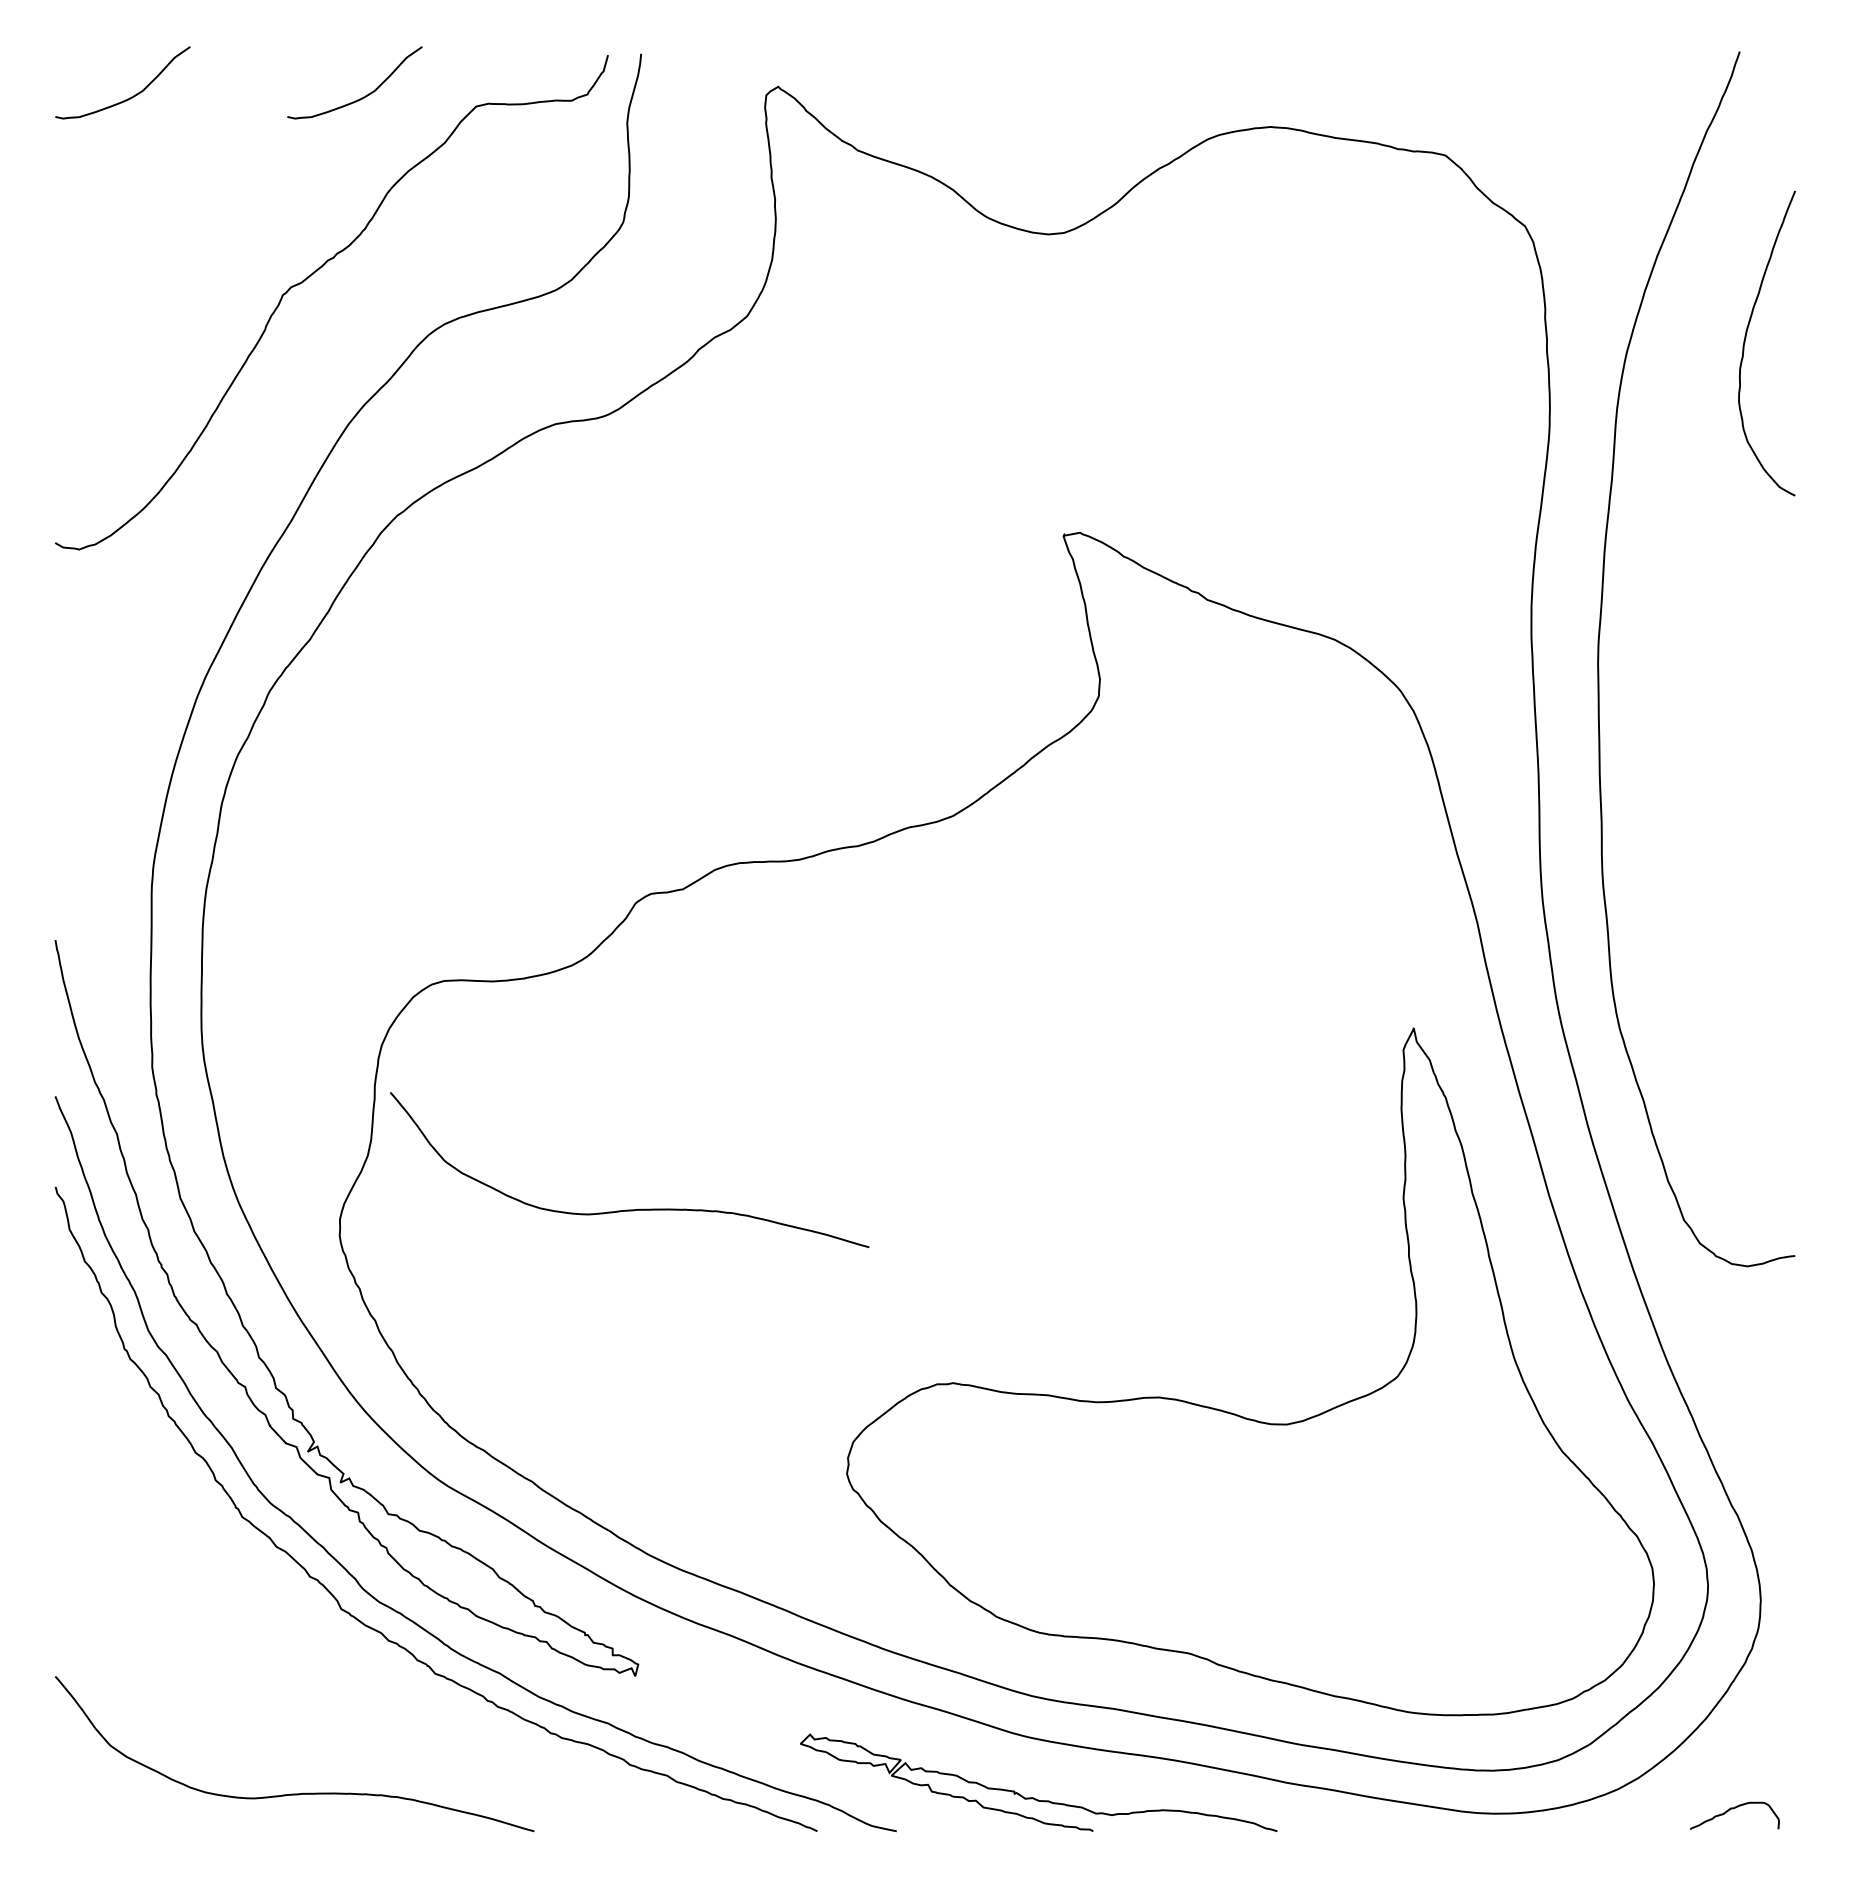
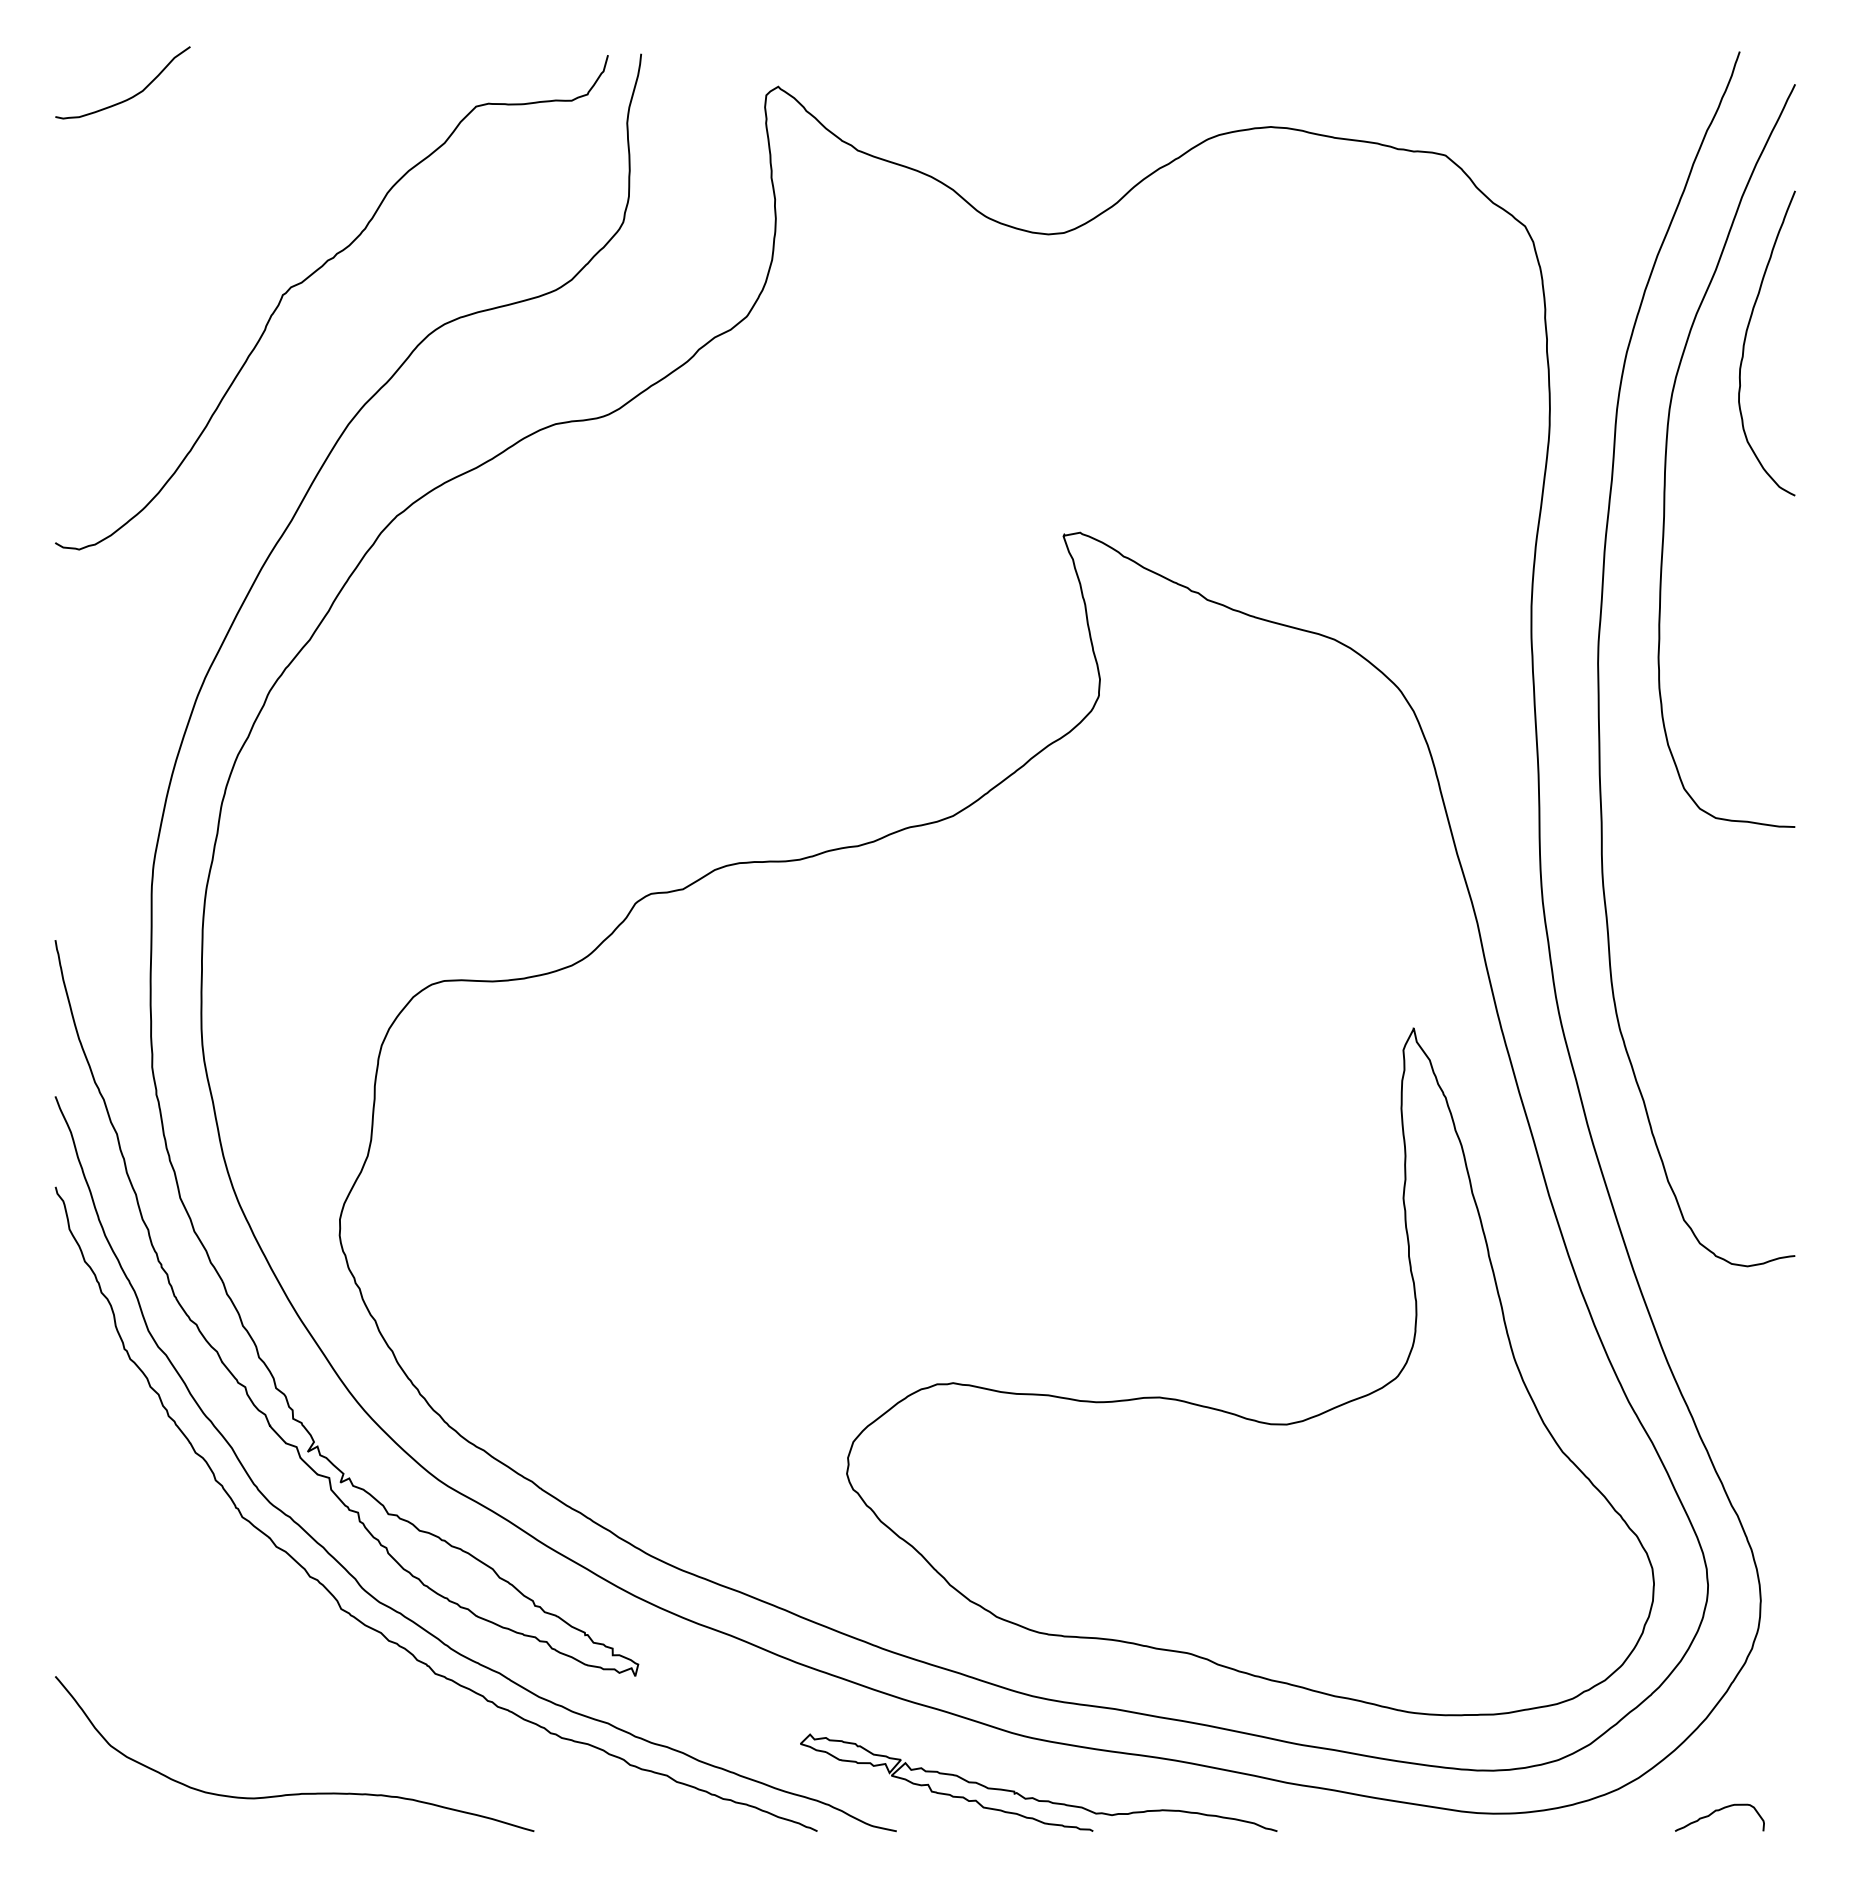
curve: present -> none (361, 97)
curve: none -> present (1667, 448)
curve: present -> none (629, 1209)
curve position: (1733, 1809) -> (1718, 1811) (1718, 1811)
